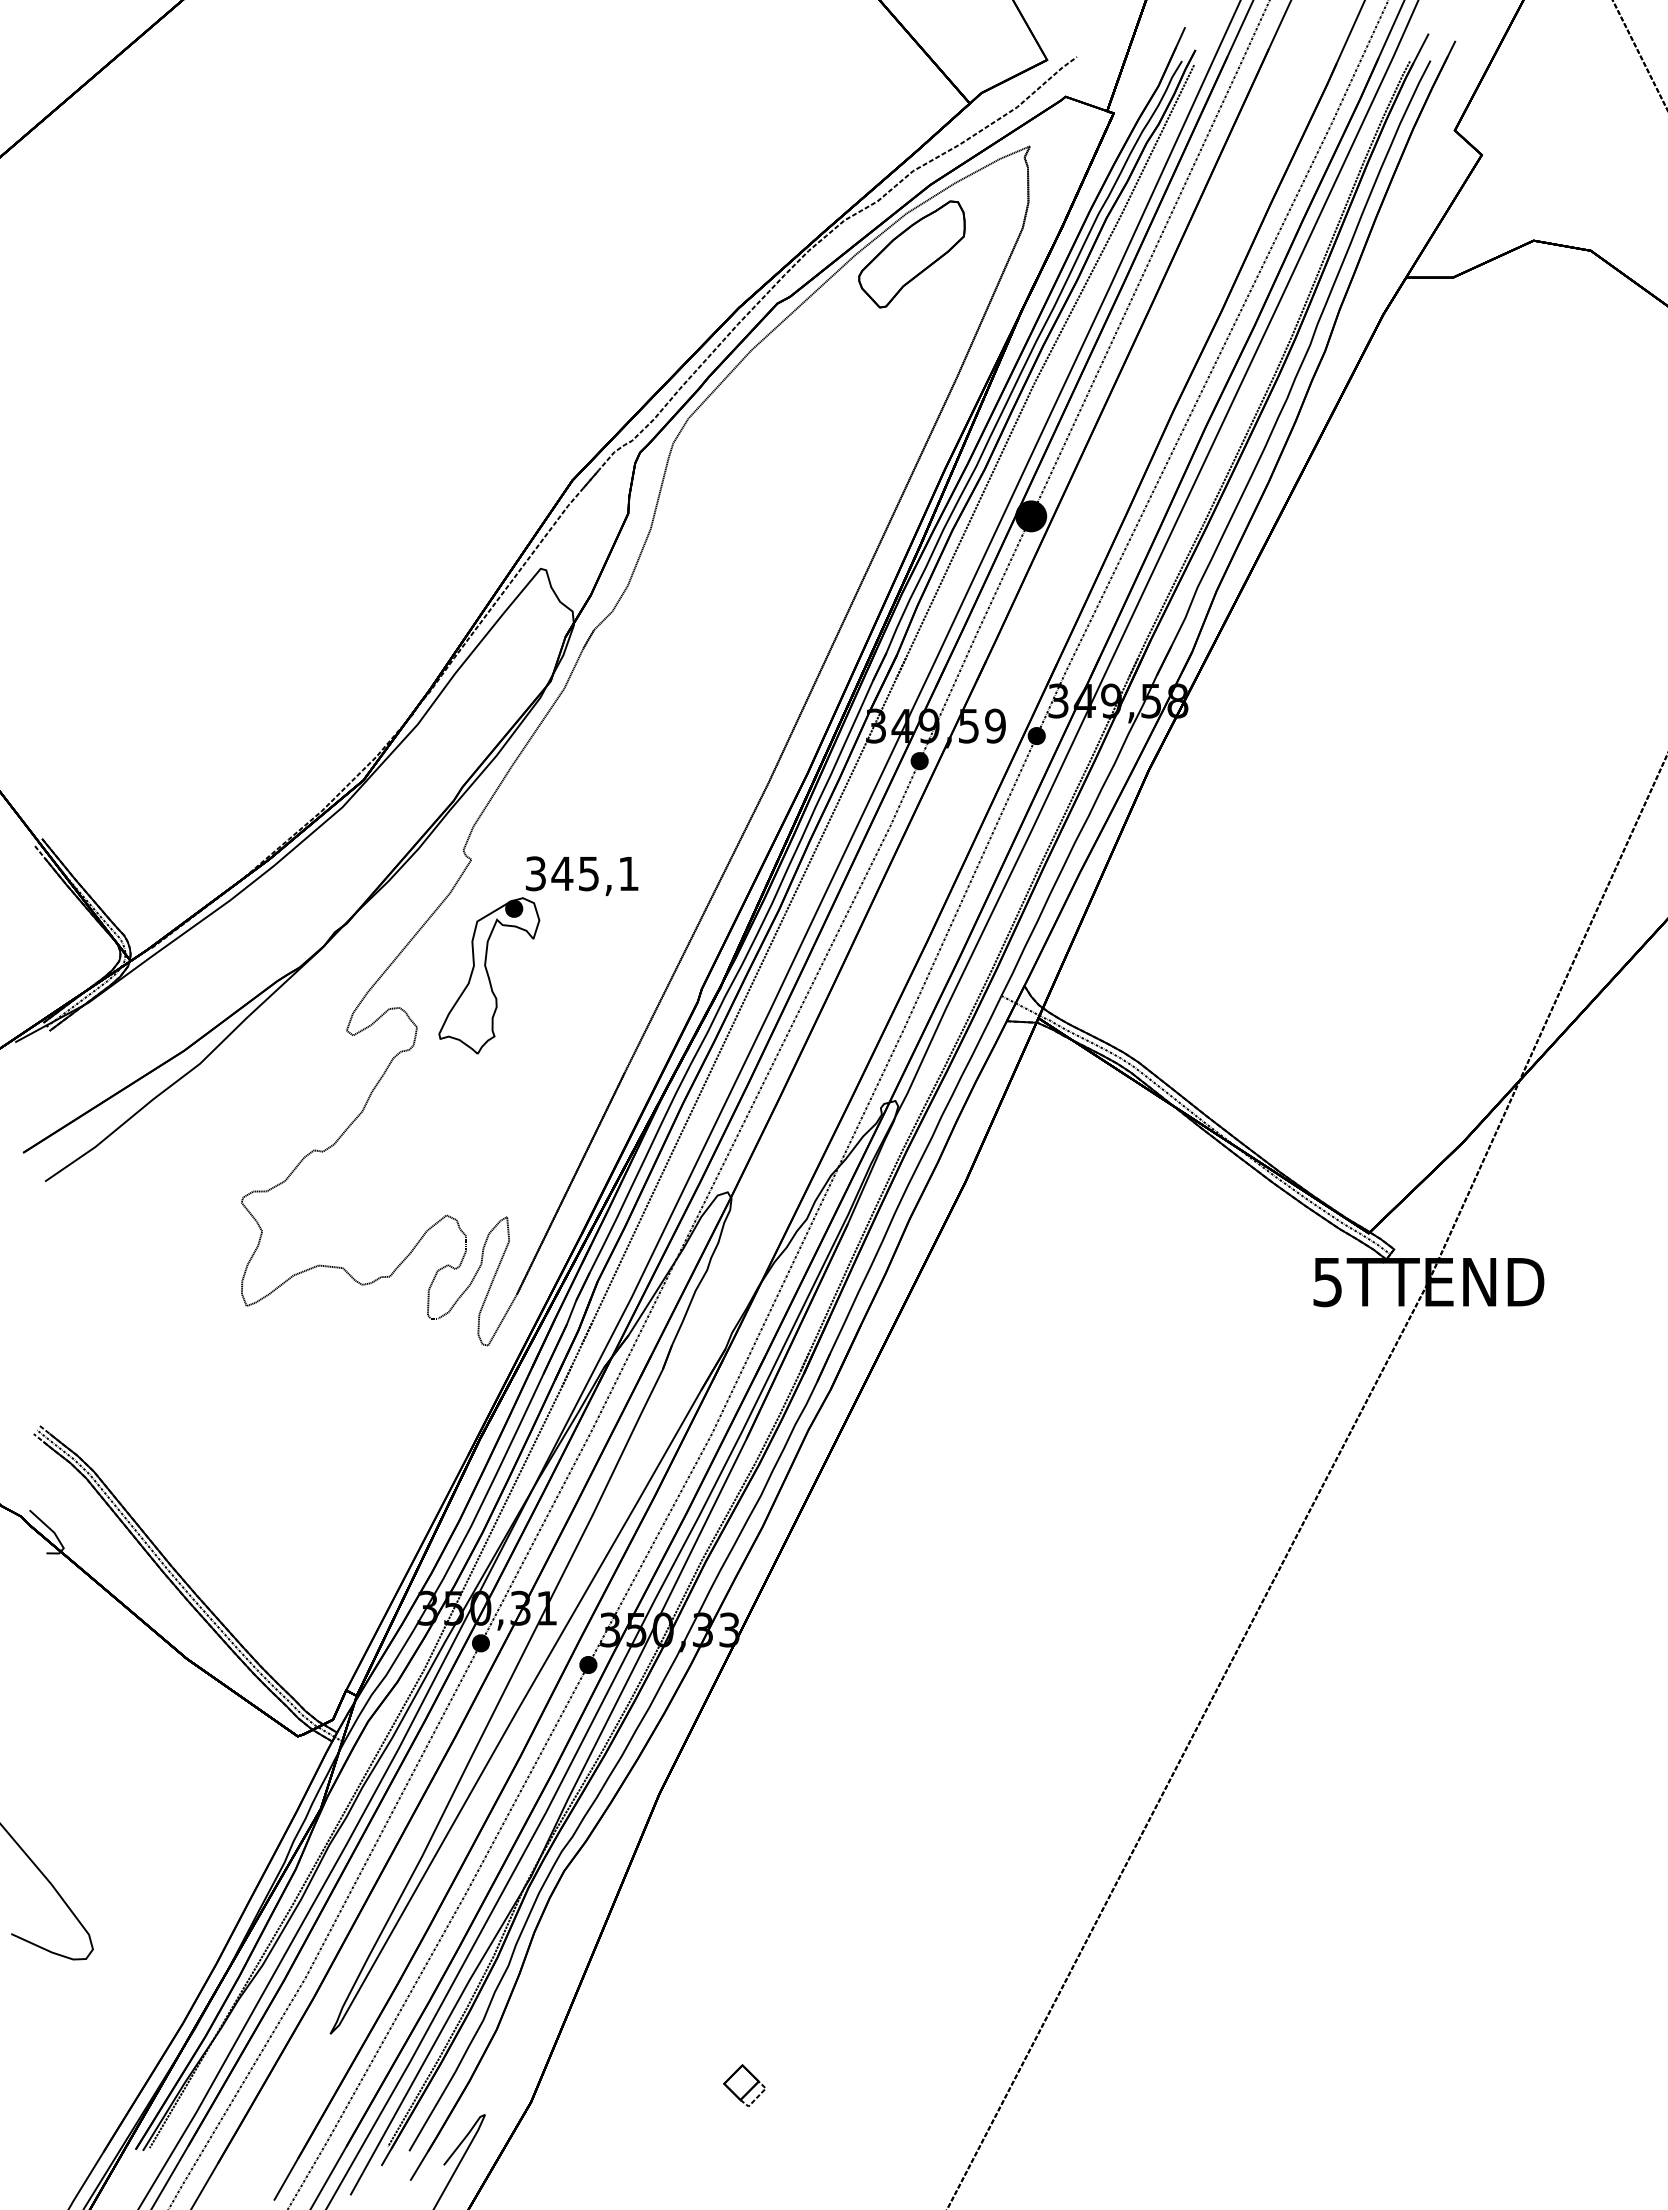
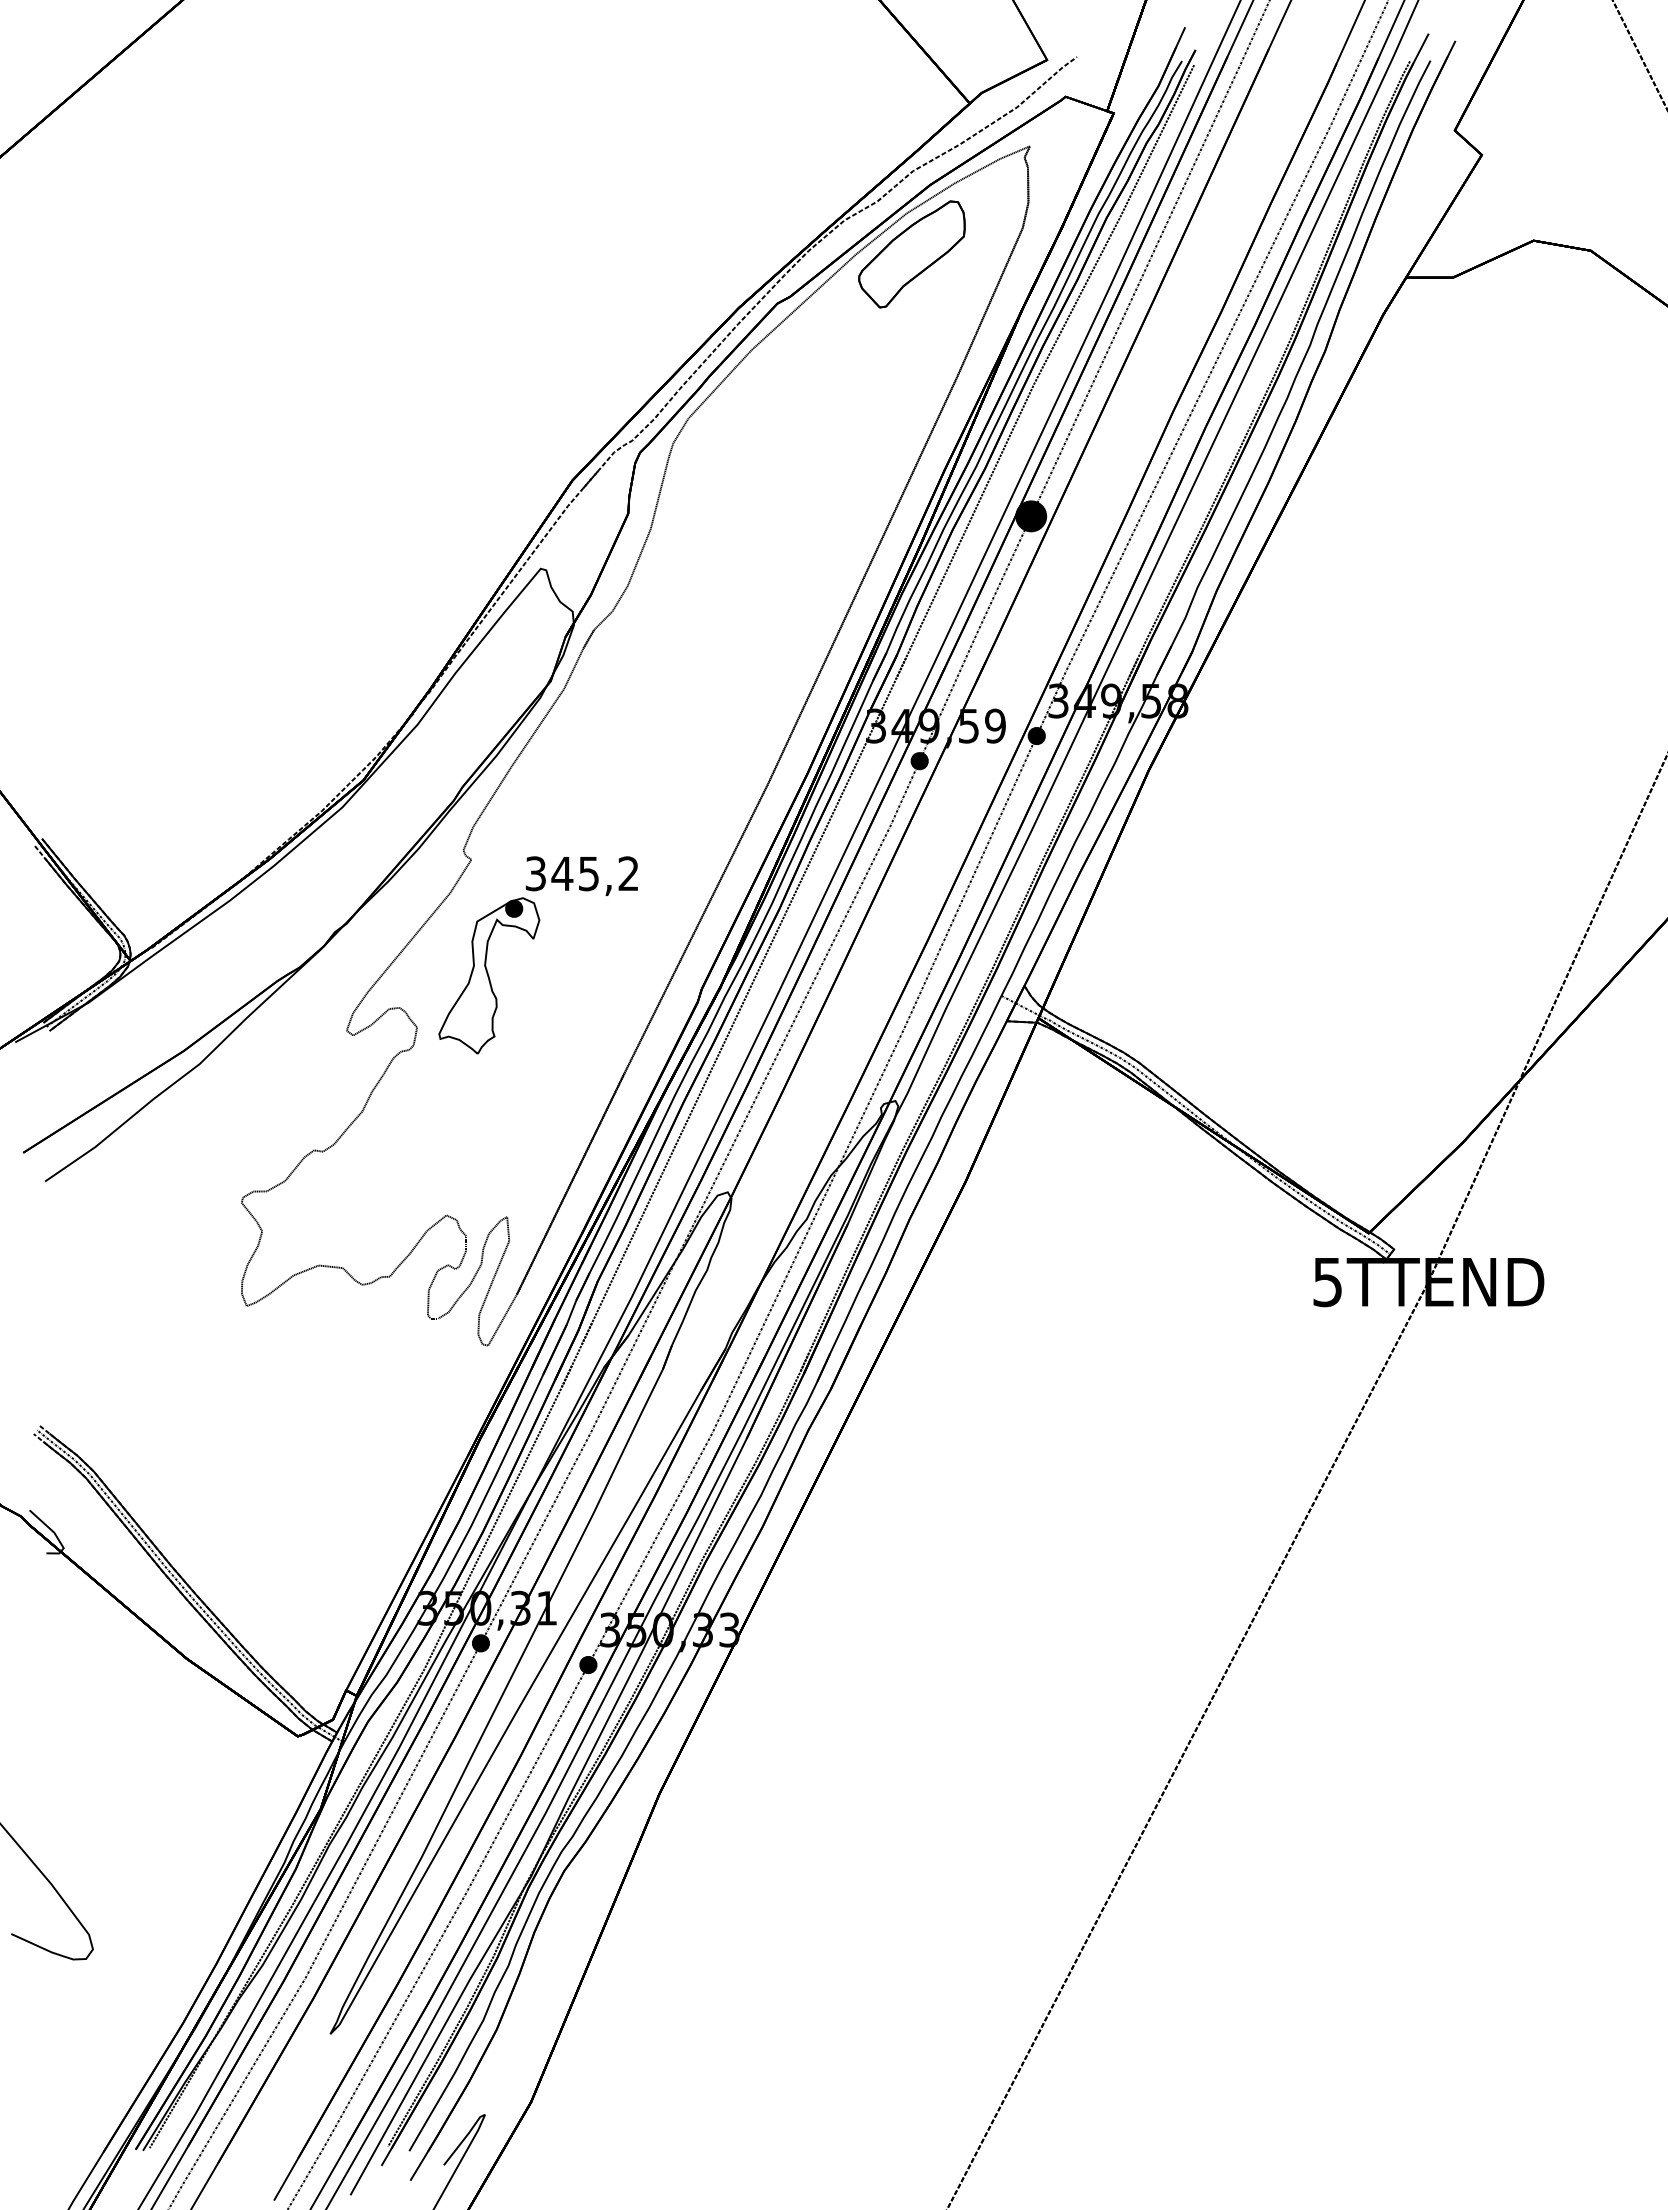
text: 345,1 -> 345,2 (628, 873)
part: present -> none (744, 2085)
